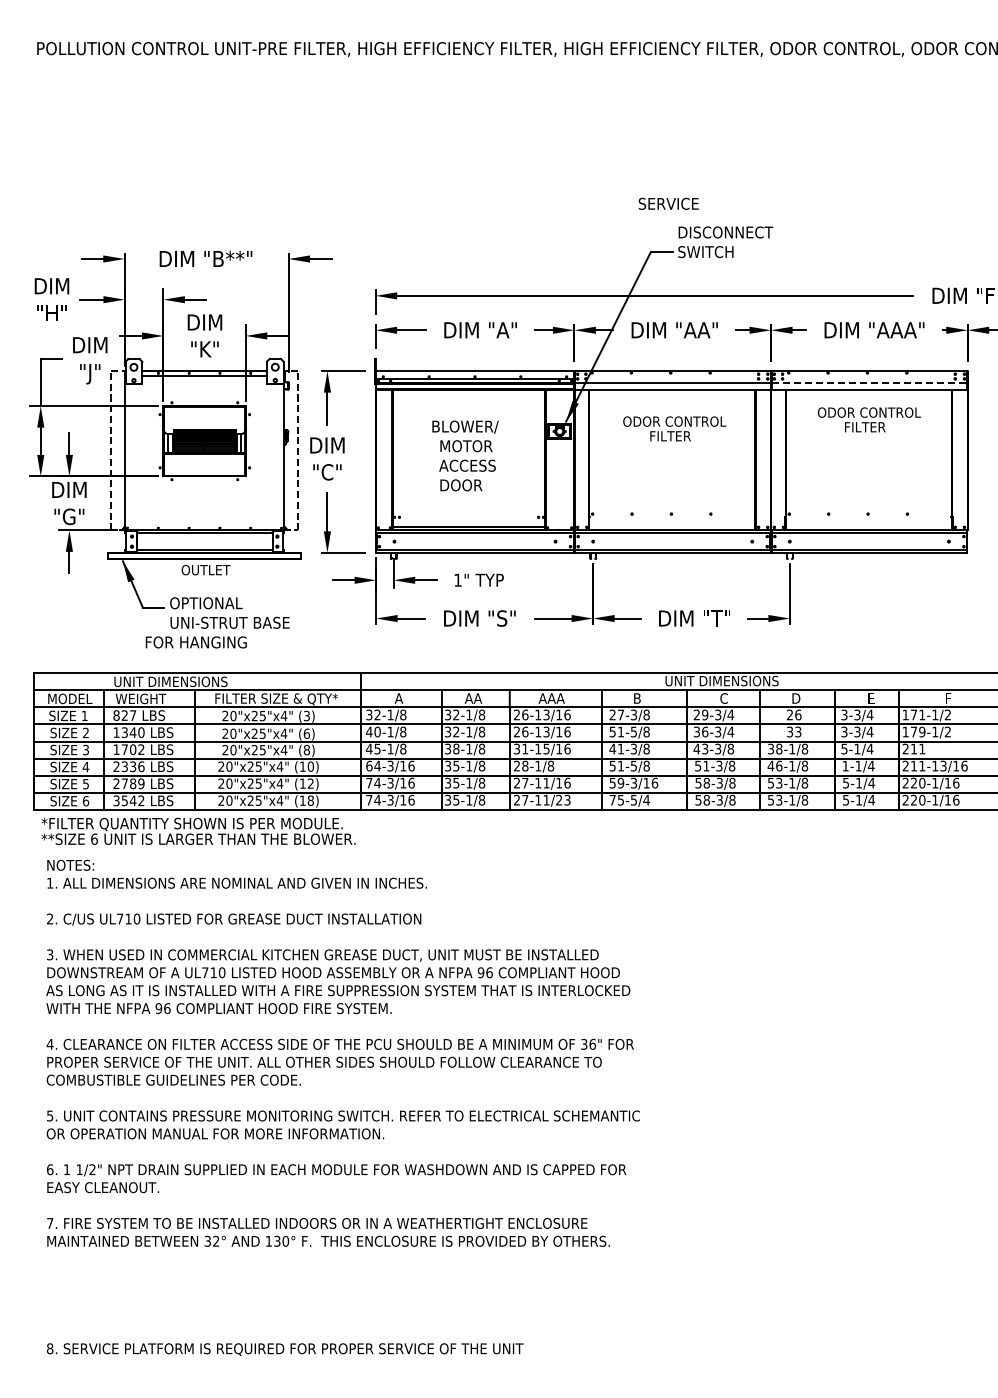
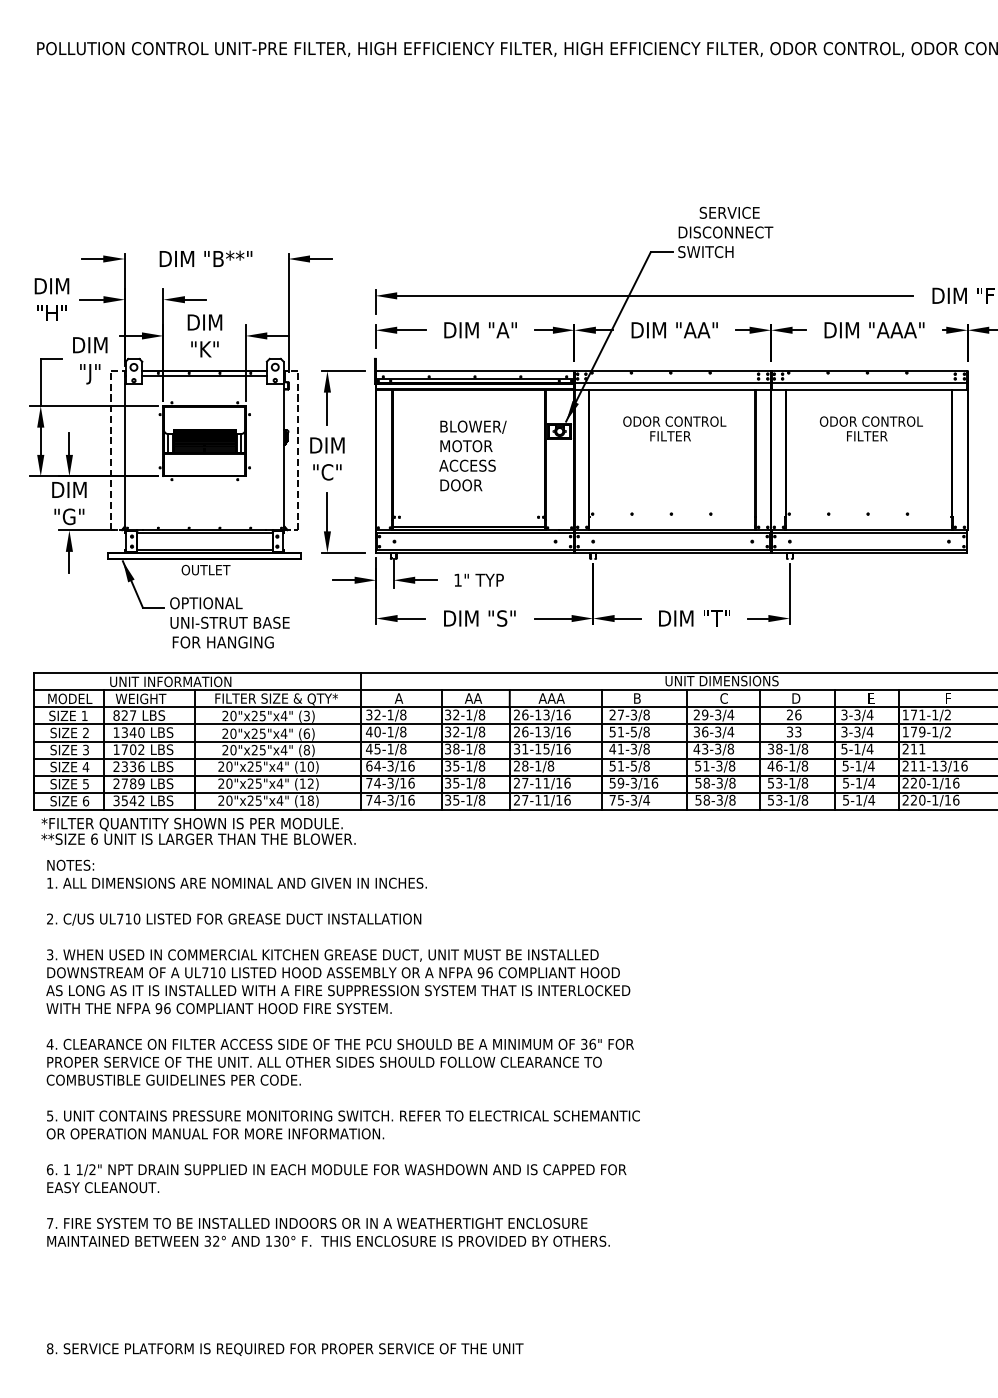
text position: (668, 203) -> (729, 212) (729, 212)
line: dashed -> solid (869, 382)
text position: (868, 419) -> (870, 428) (870, 428)
text position: (465, 426) -> (473, 426) (473, 426)
text position: (195, 642) -> (222, 642) (222, 642)
text: UNIT DIMENSIONS -> UNIT INFORMATION (170, 681)
text: 1-1/4 -> 5-1/4 (845, 765)
text: 27-11/23 -> 27-11/16 (563, 799)
text: 75-5/4 -> 75-3/4 (633, 799)
